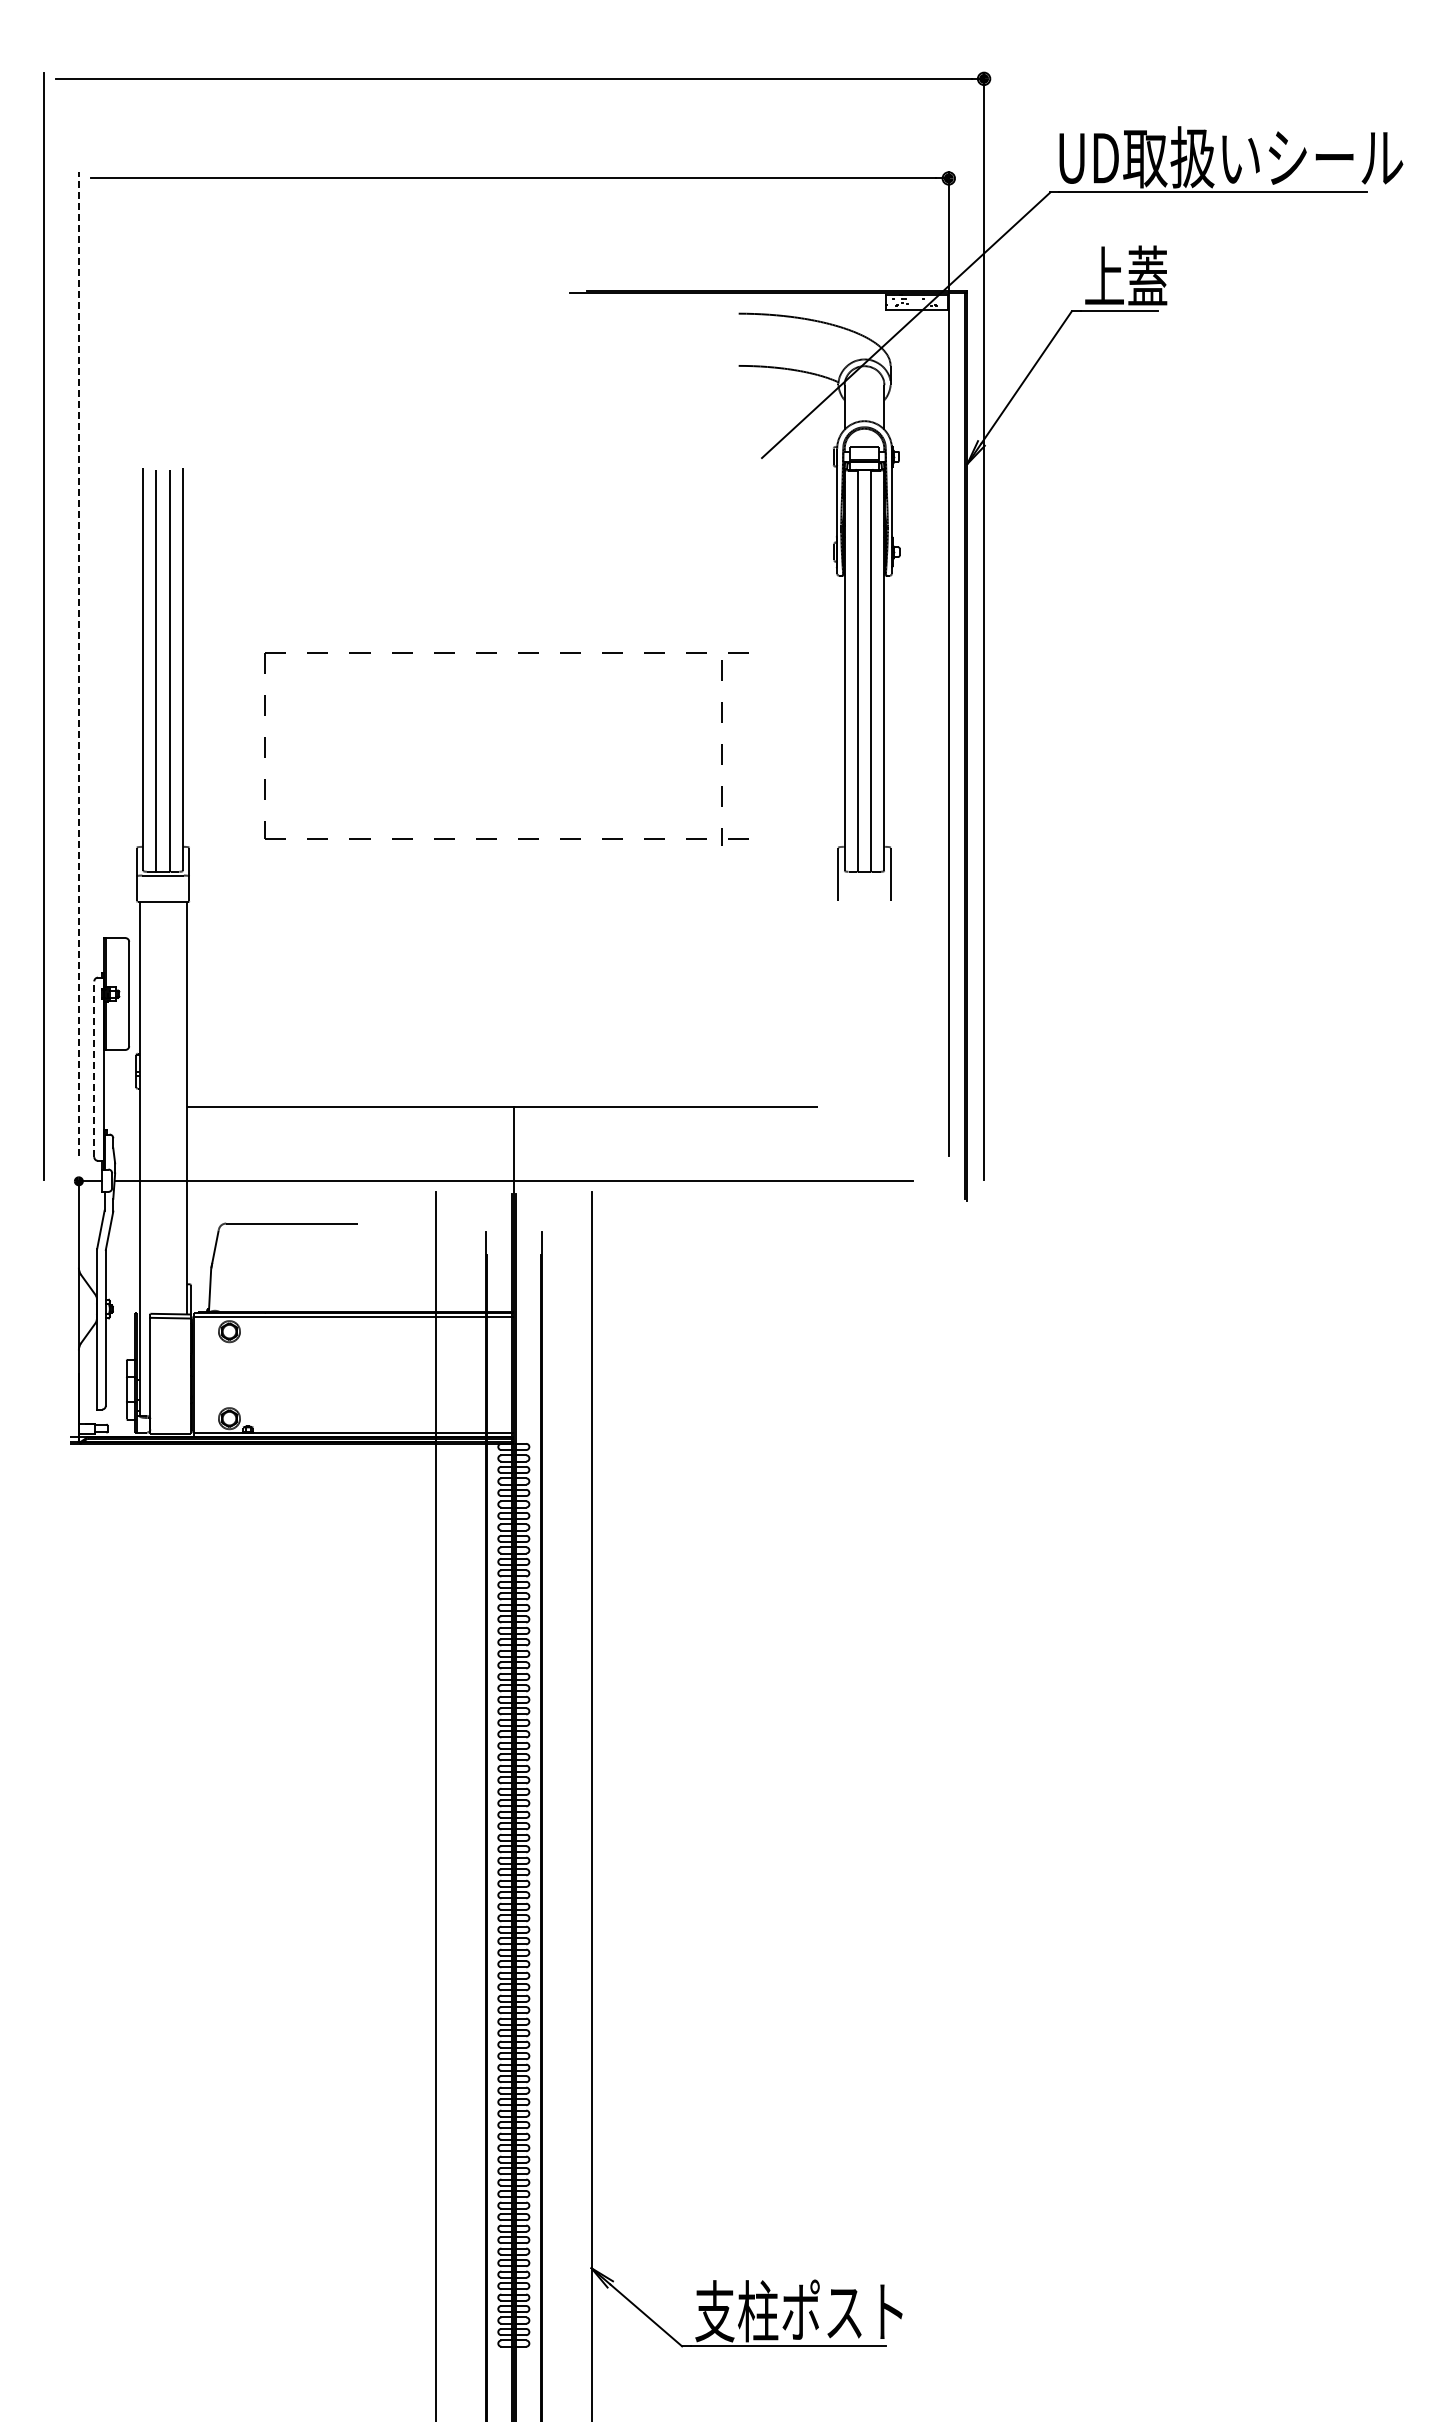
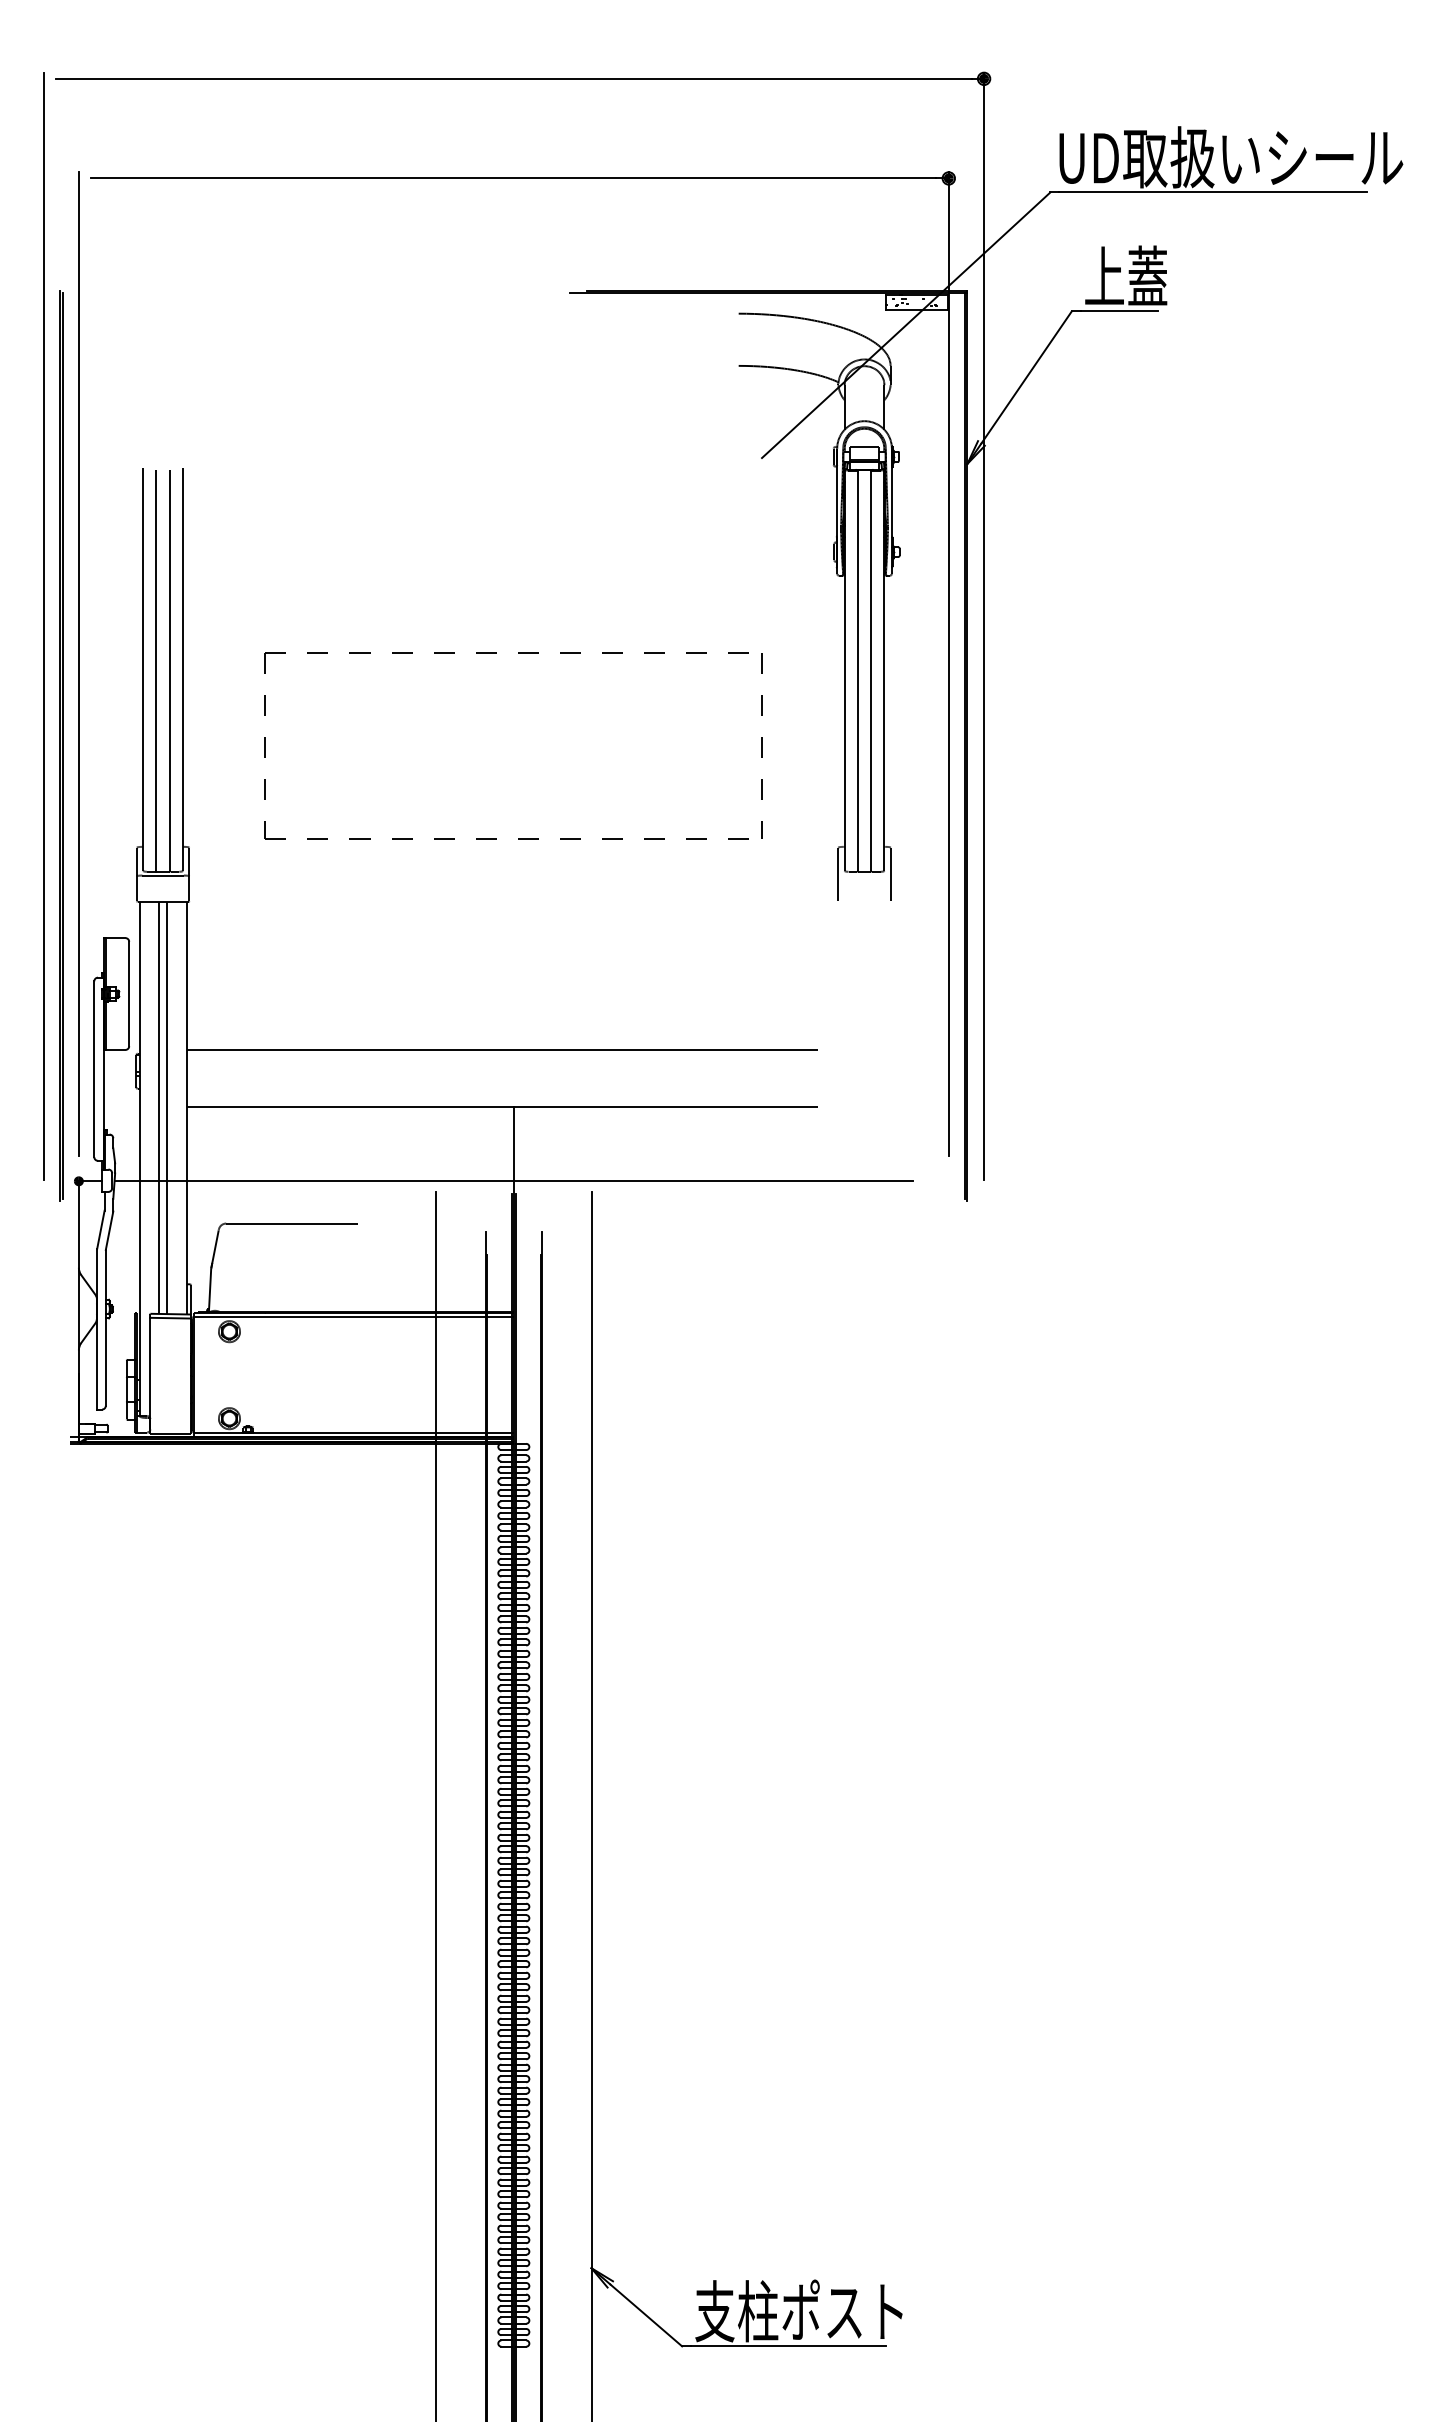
line: dashed -> solid (78, 663)
line: none -> present (60, 745)
line position: (721, 752) -> (761, 745) (761, 745)
line: none -> present (513, 1049)
line: dashed -> solid (94, 1069)
line: none -> present (159, 1107)
line: none -> present (166, 1107)
